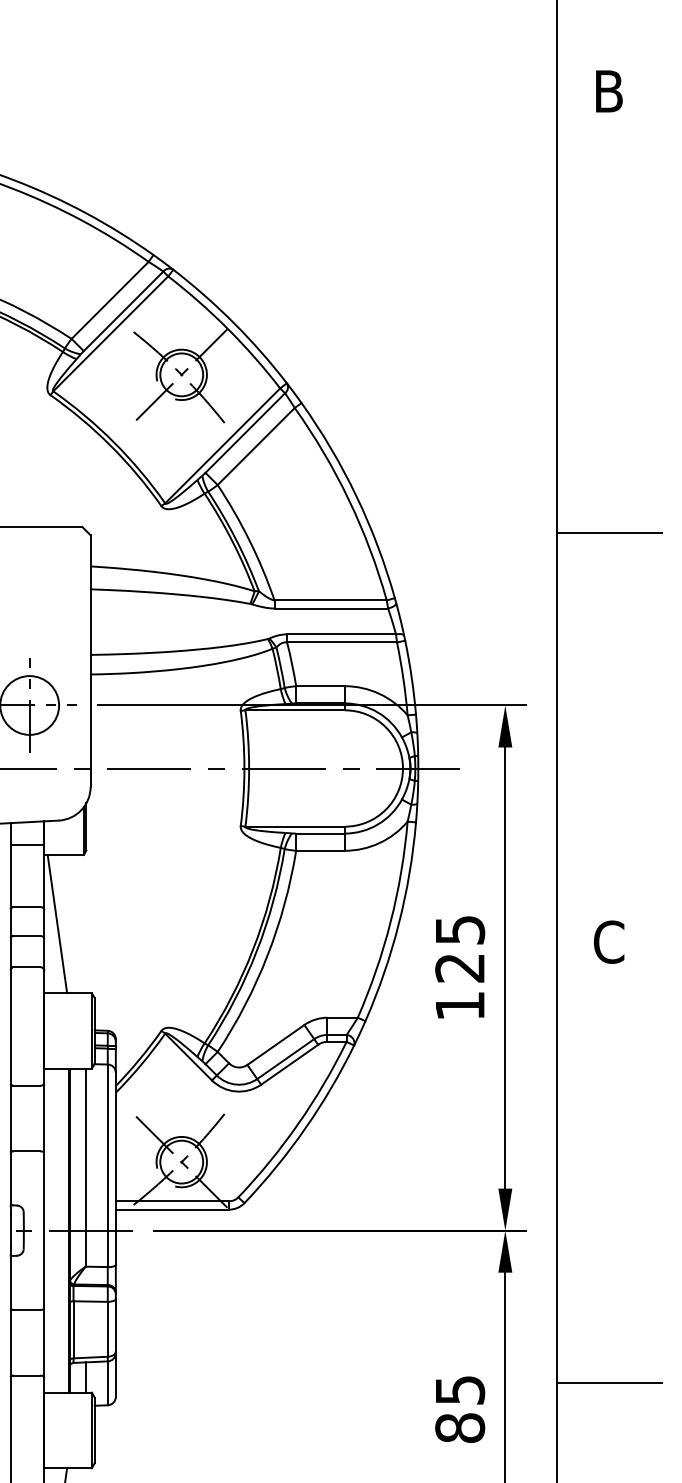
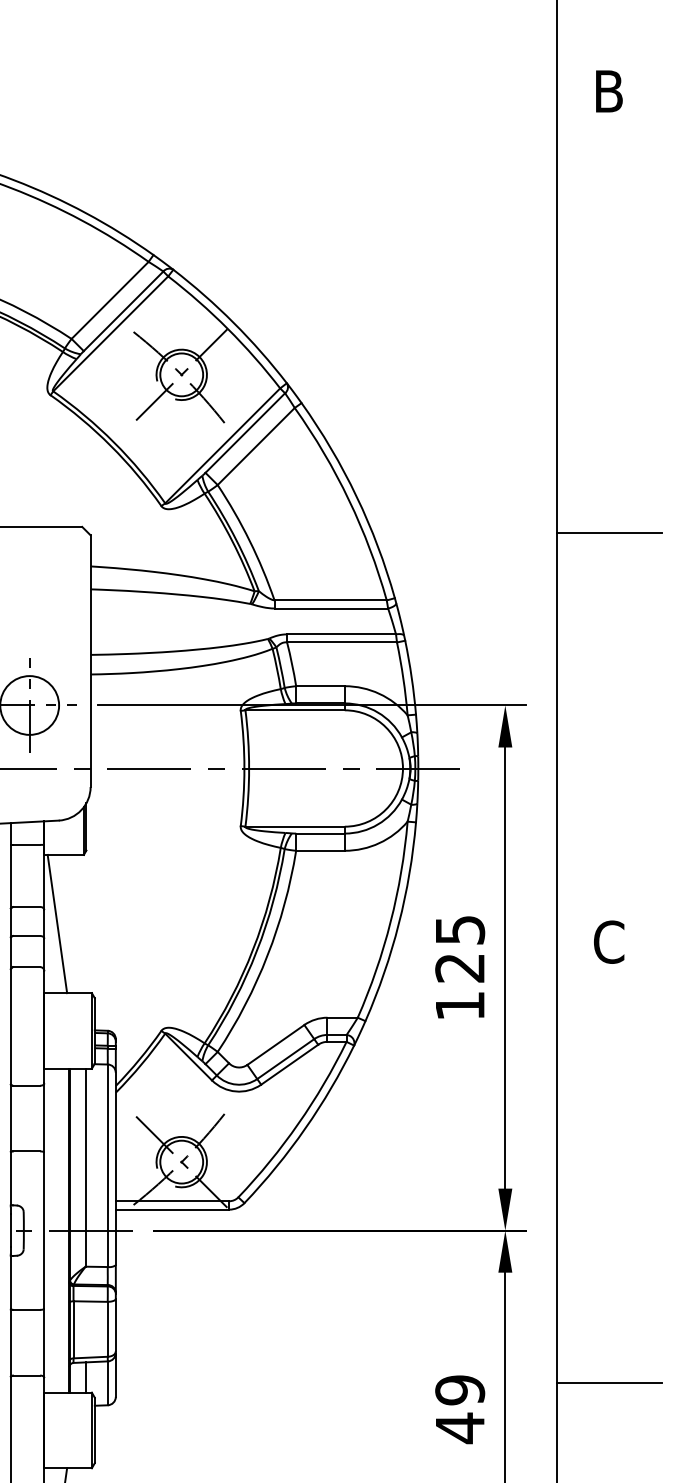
text: 85 -> 49 (460, 1409)
